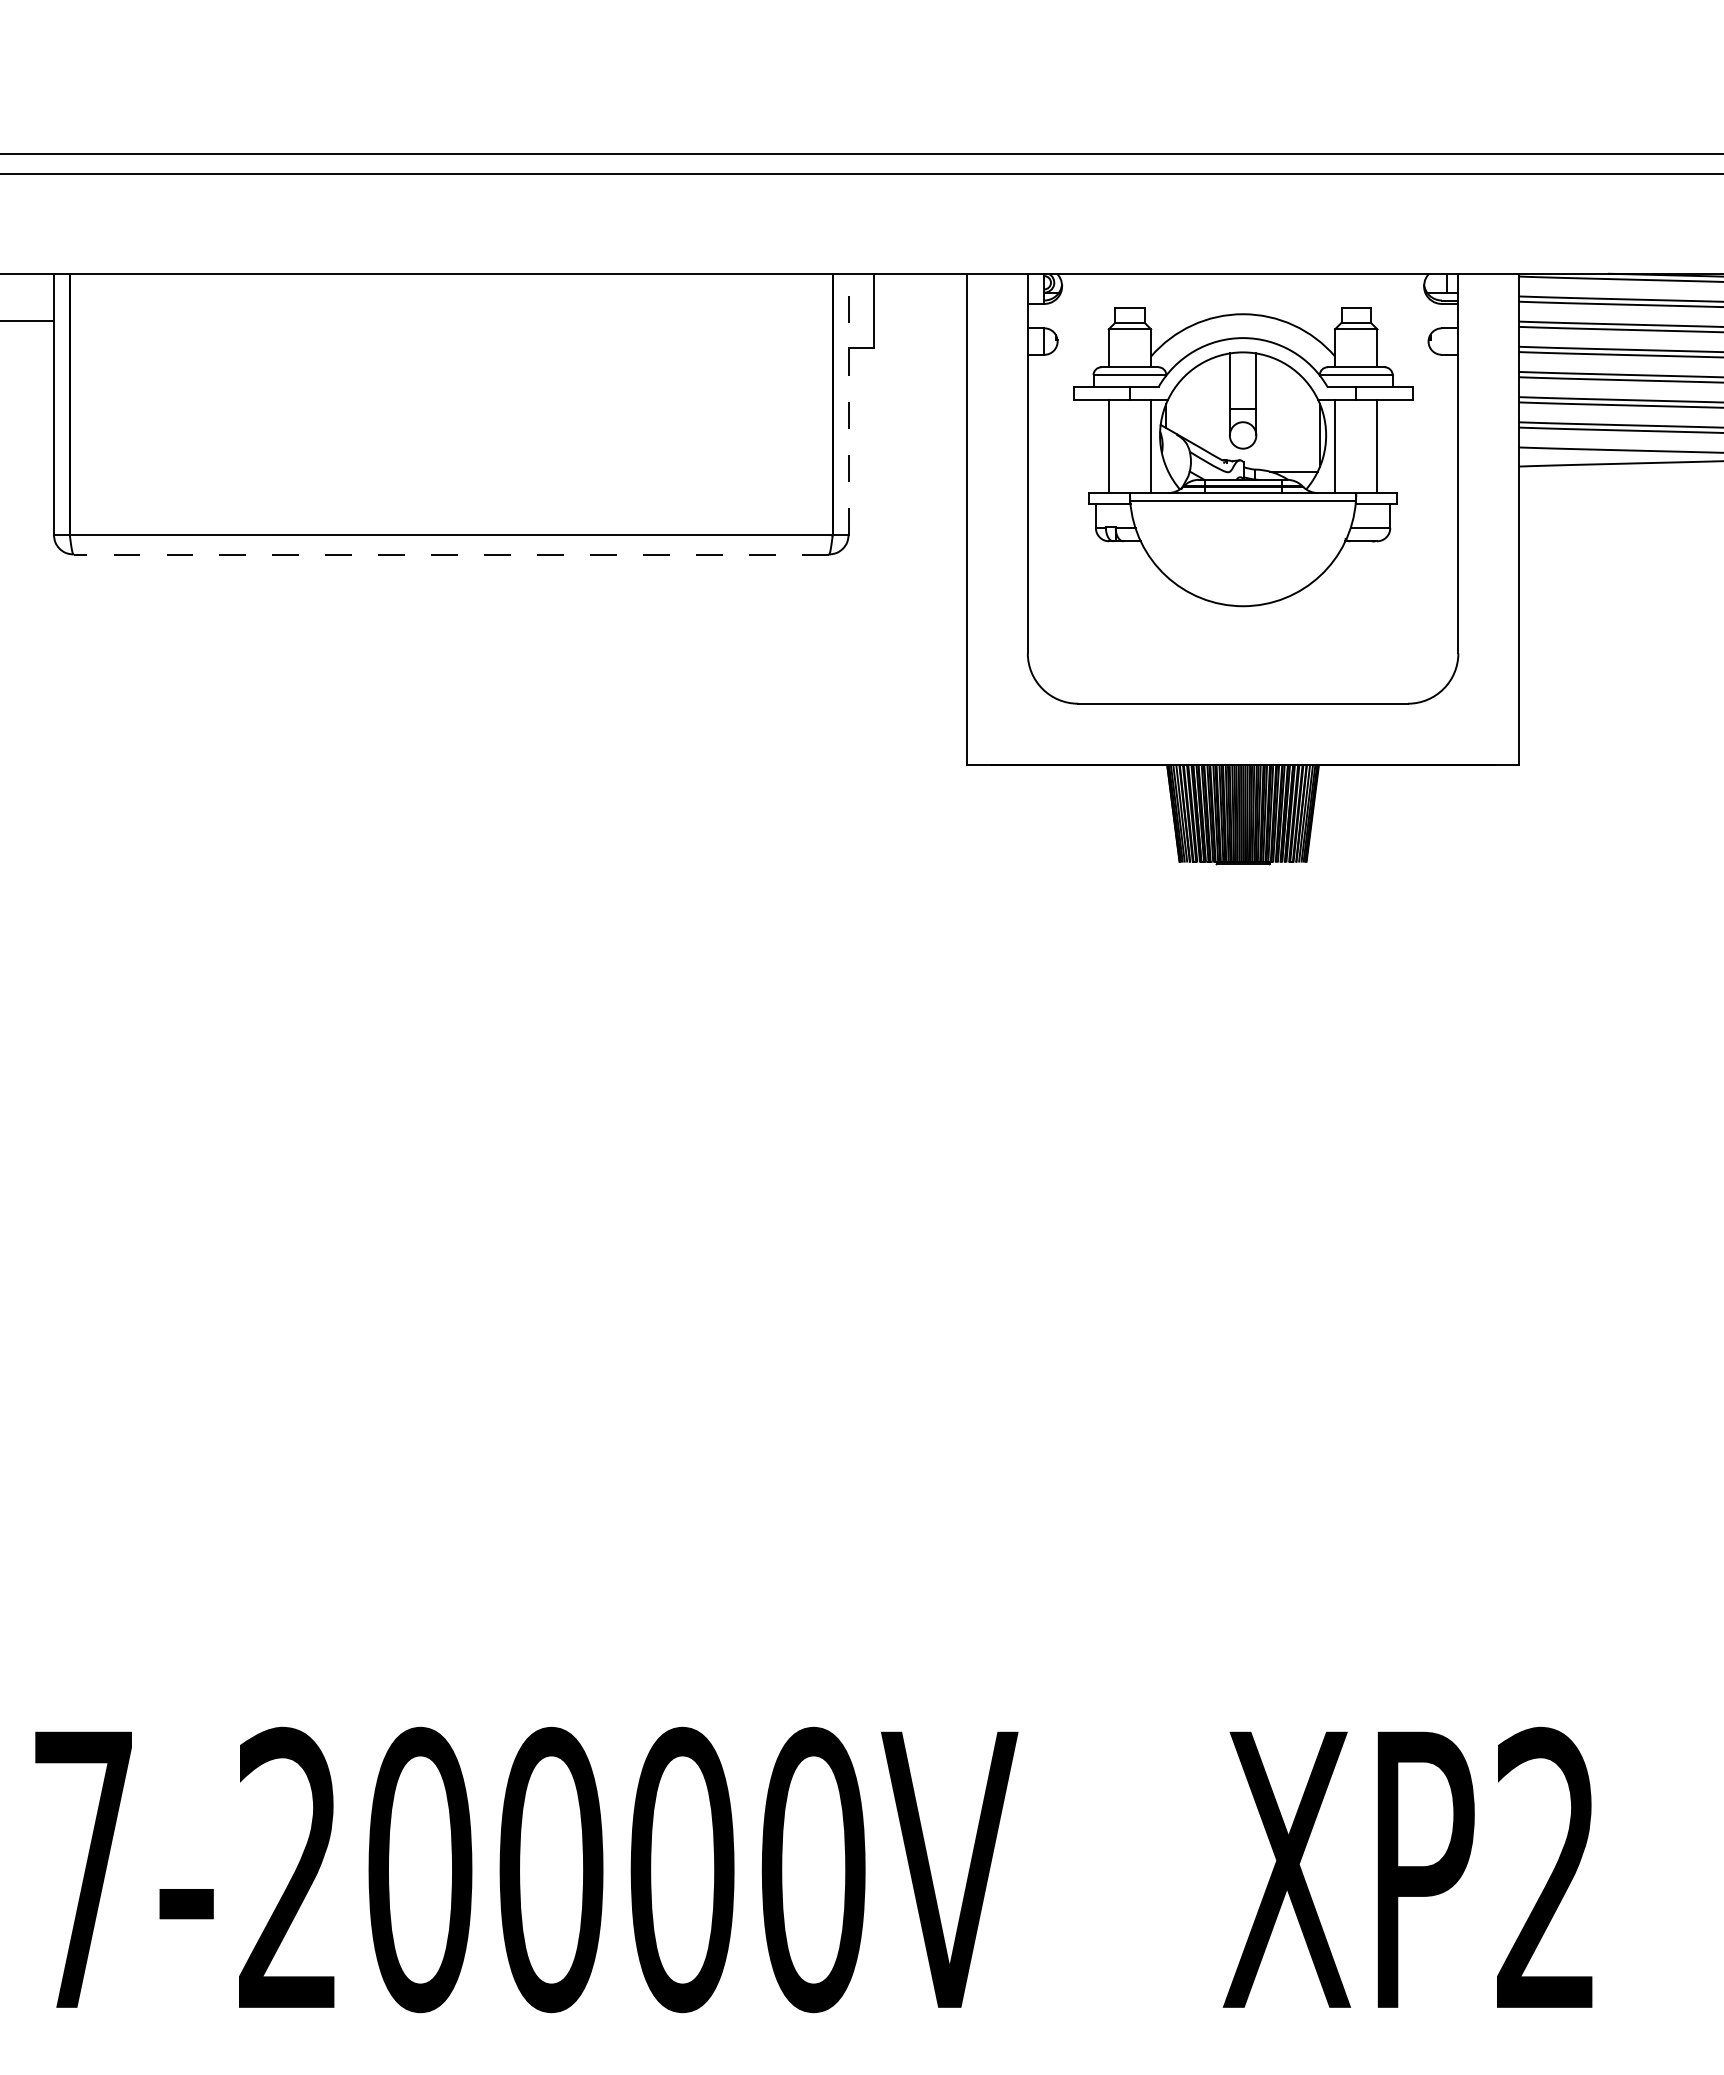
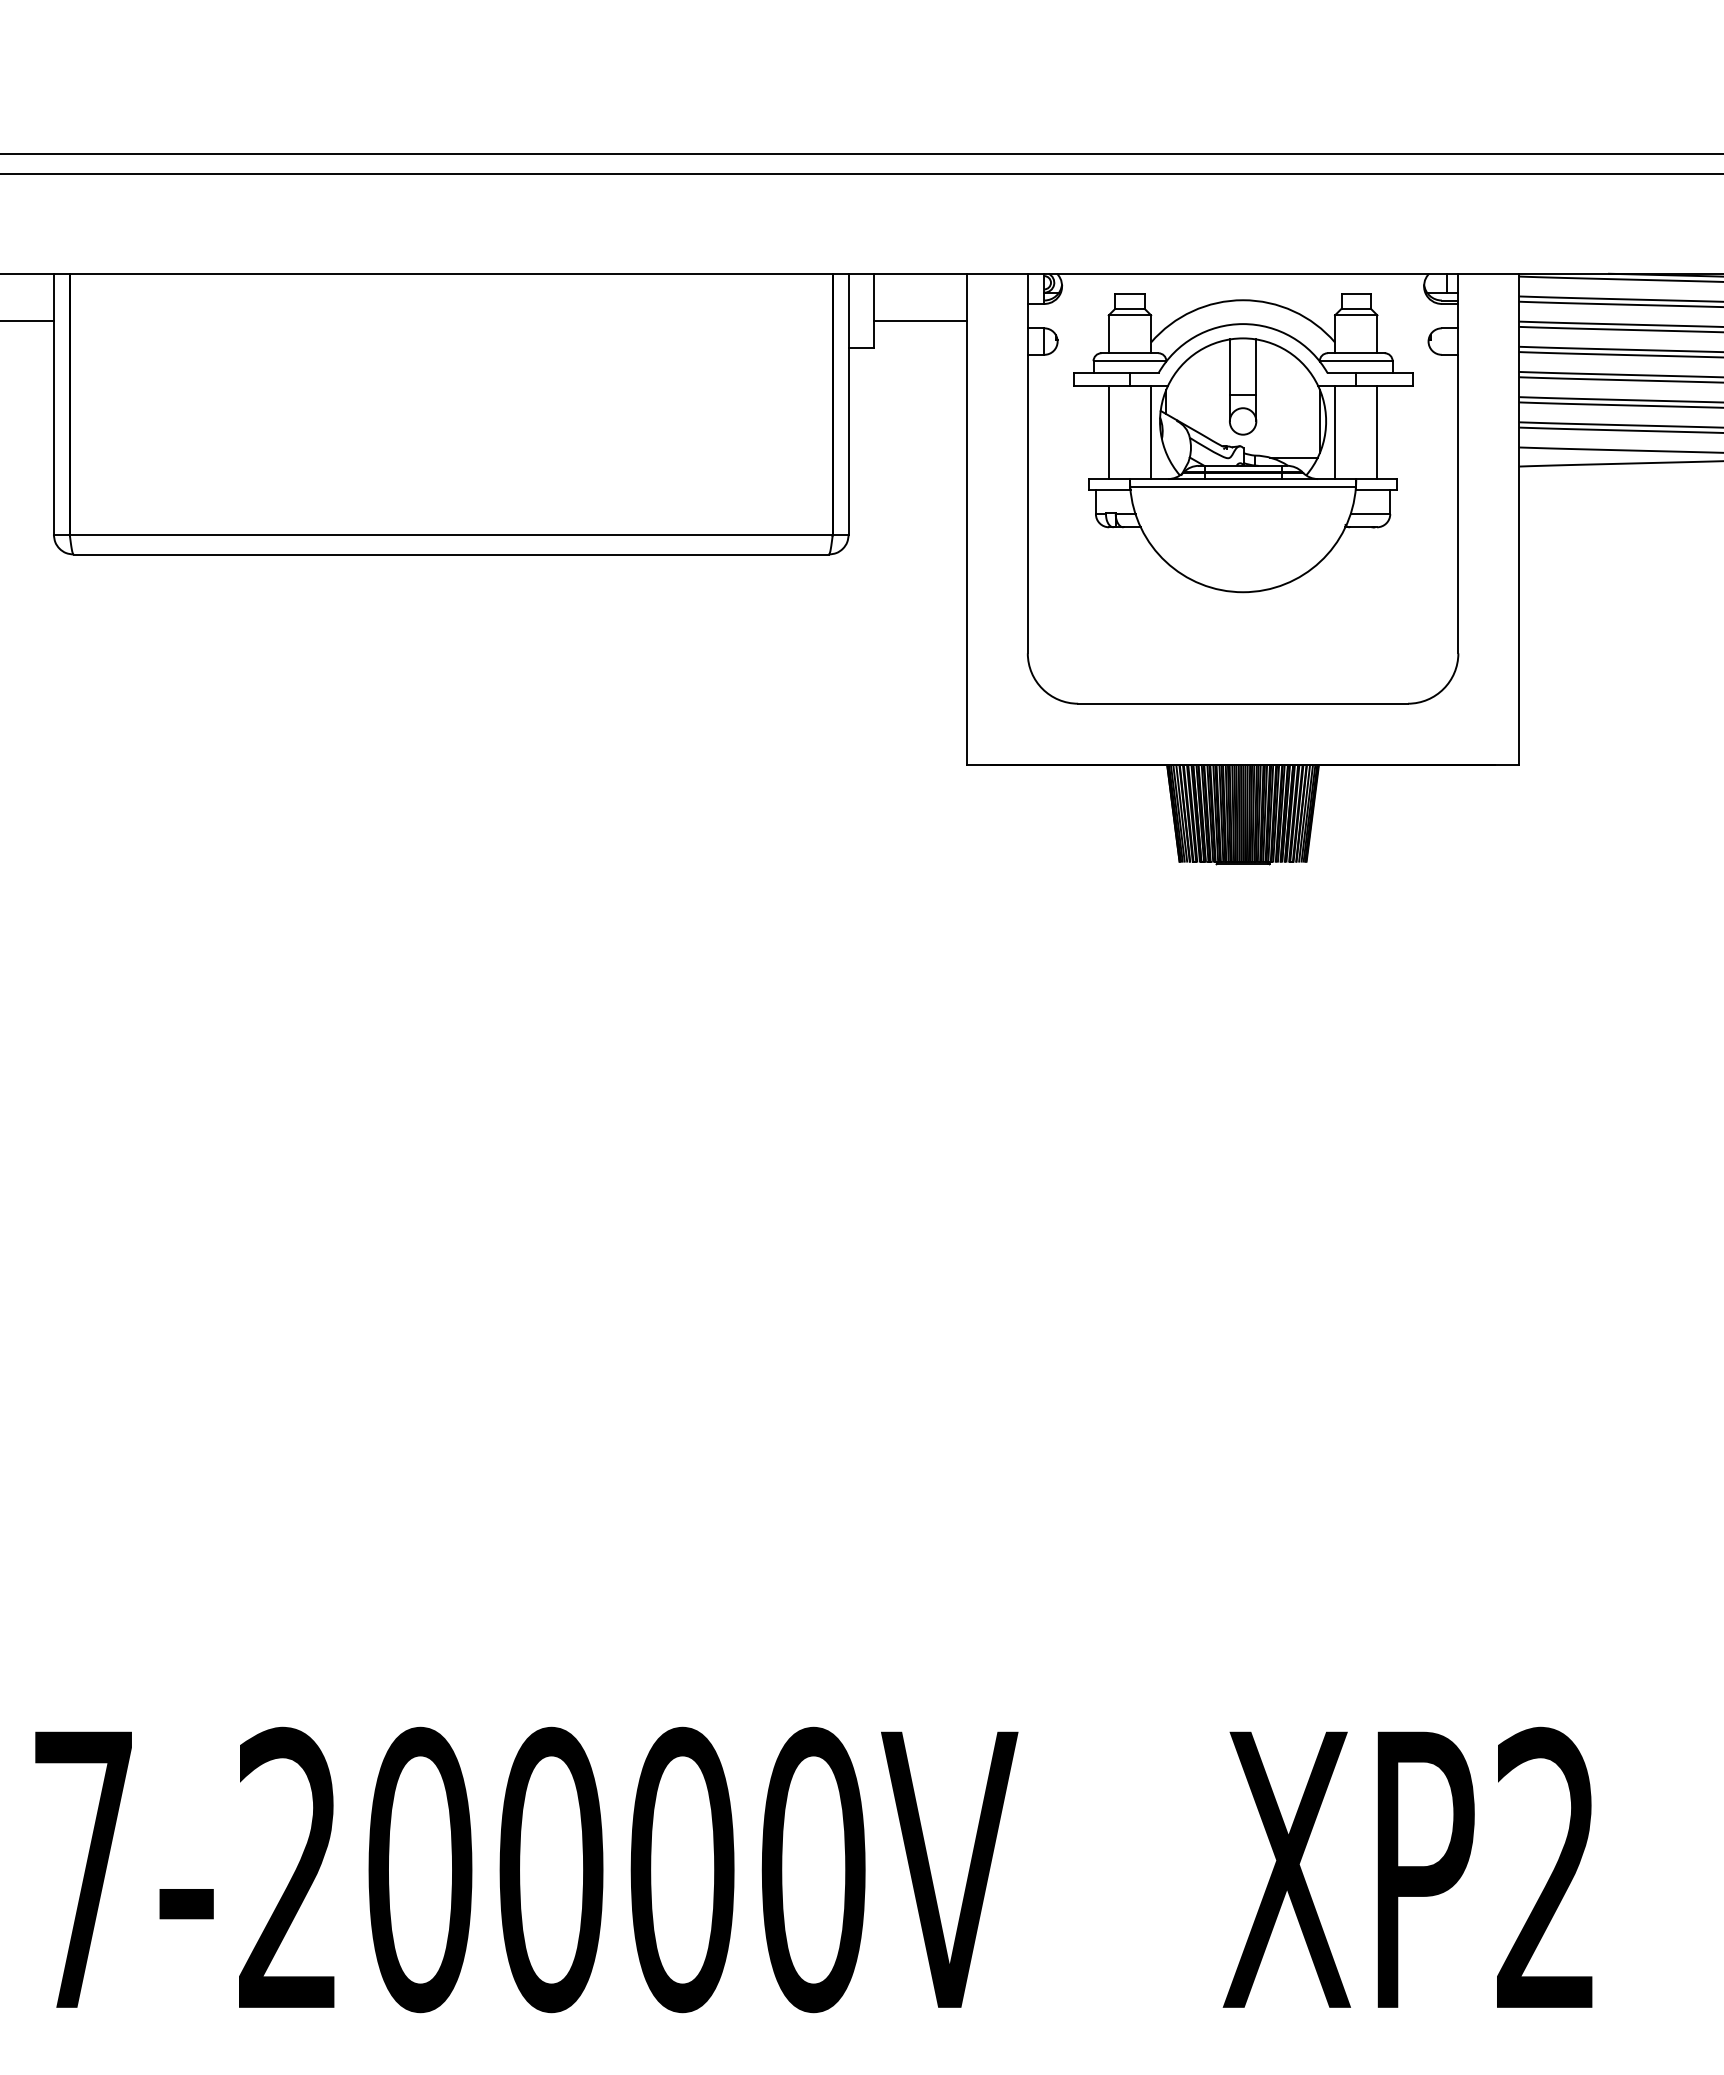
line: none -> present (919, 321)
line: dashed -> solid (848, 403)
part position: (1243, 457) -> (1243, 443) (1243, 443)
line: dashed -> solid (451, 554)
